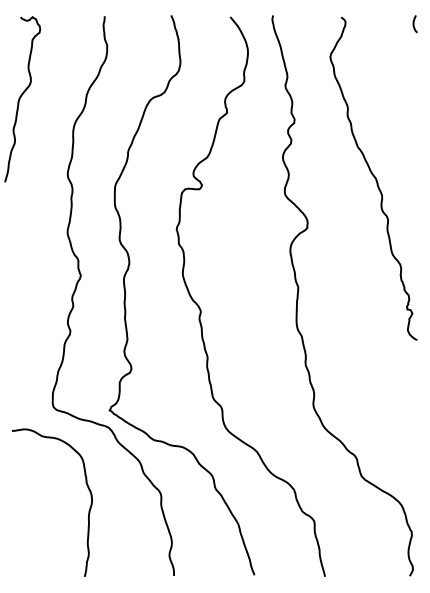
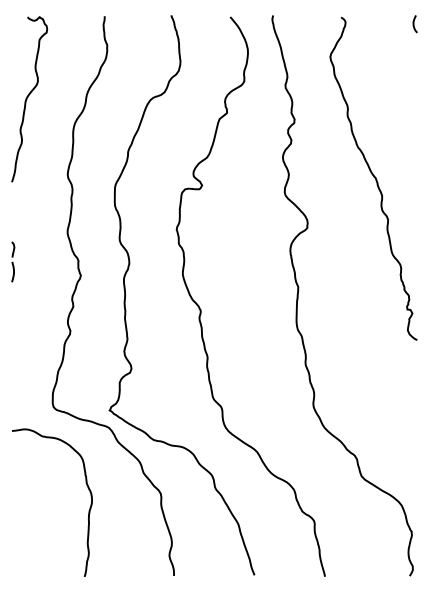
curve position: (20, 99) -> (27, 99) (27, 99)
part: none -> present (13, 261)
